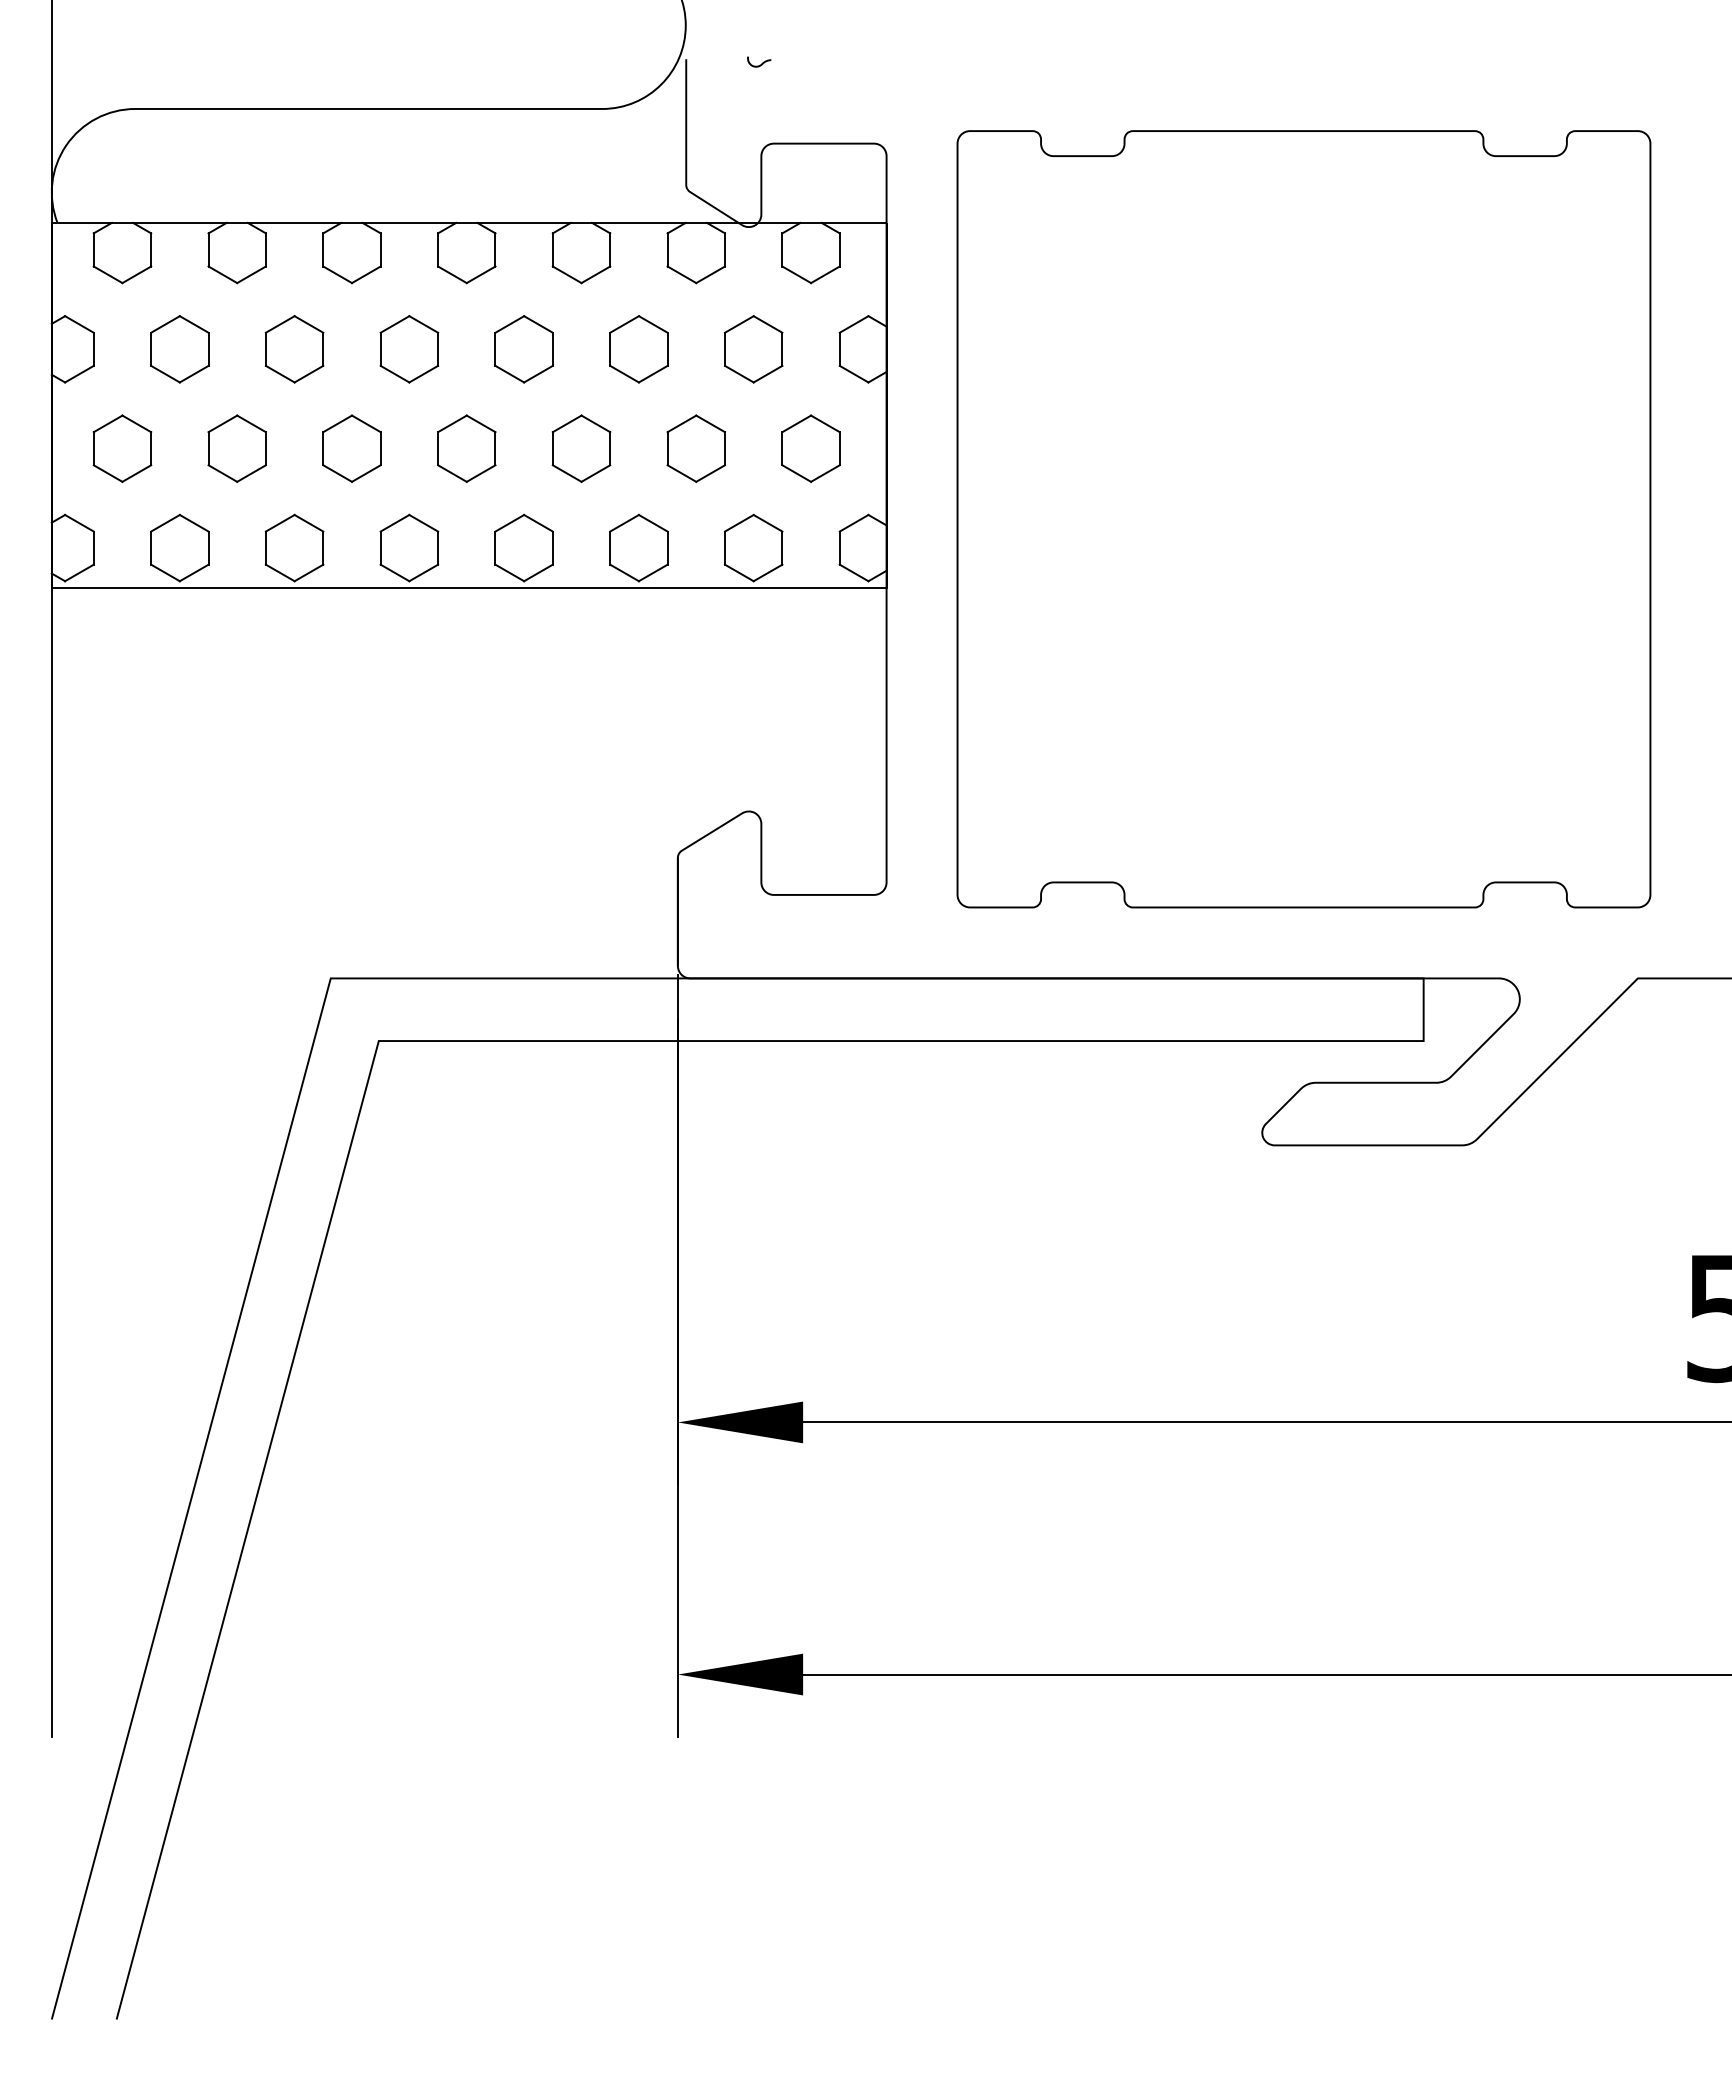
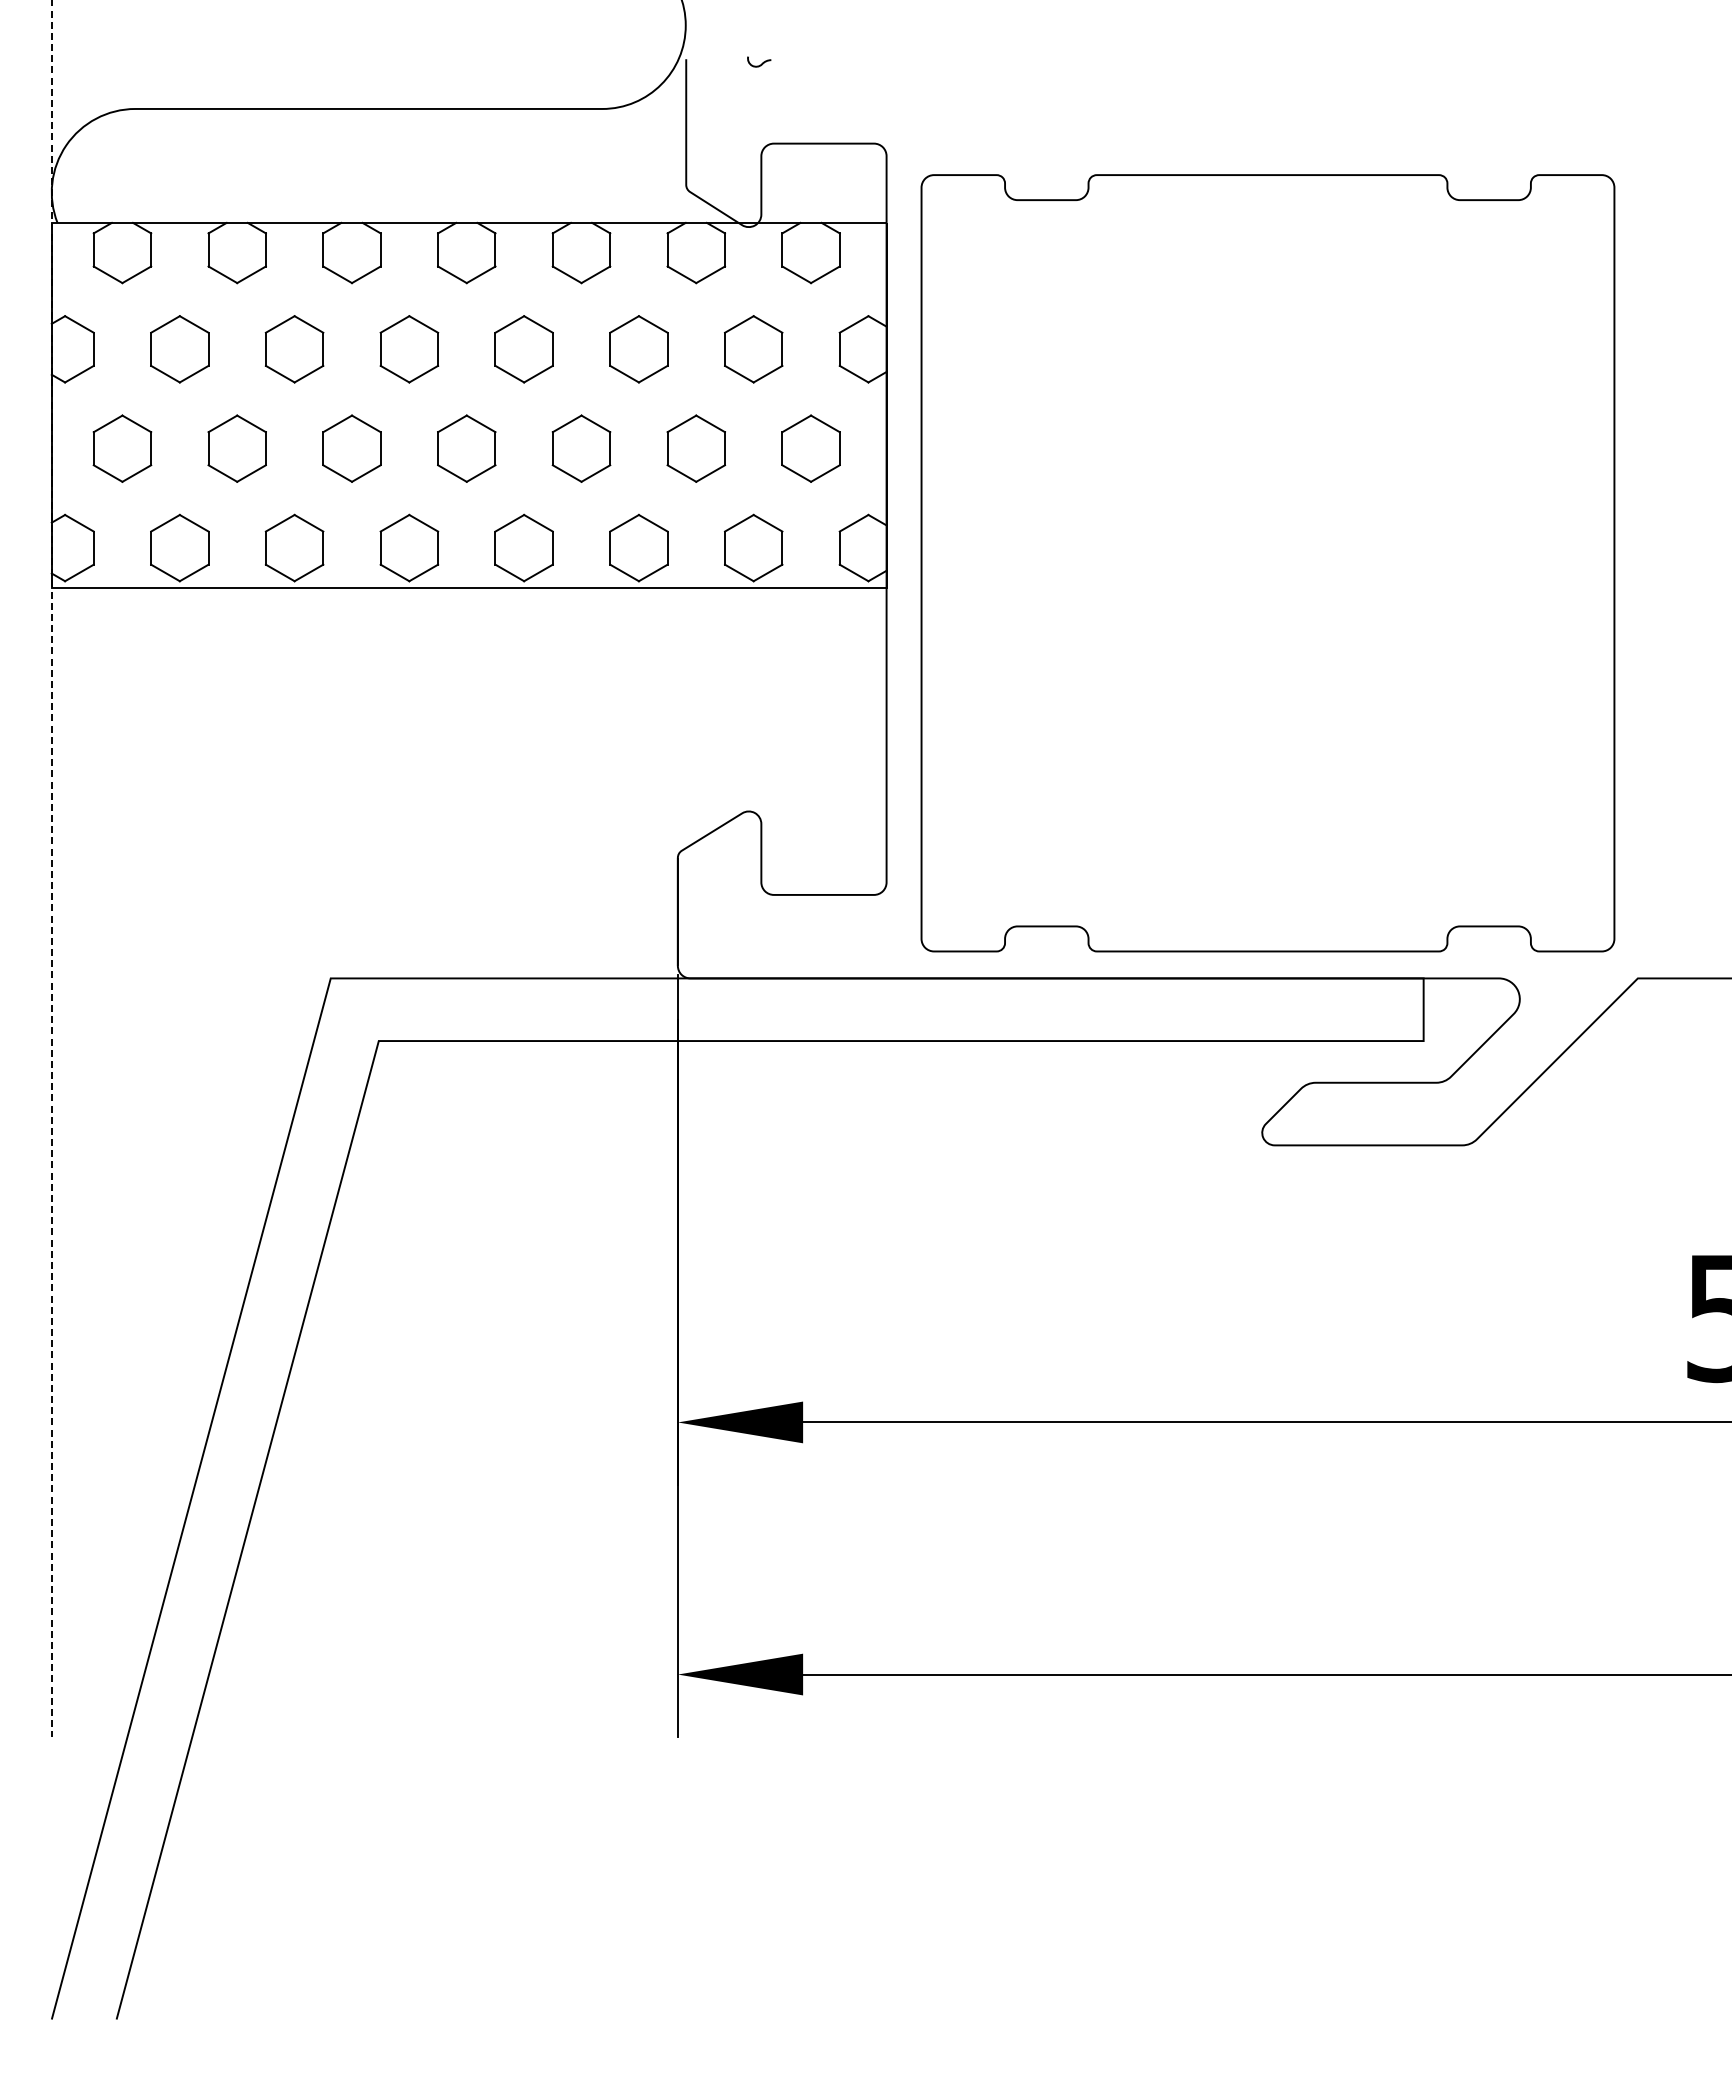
part position: (1303, 519) -> (1267, 563) (1267, 563)
line: solid -> dashed (51, 869)
